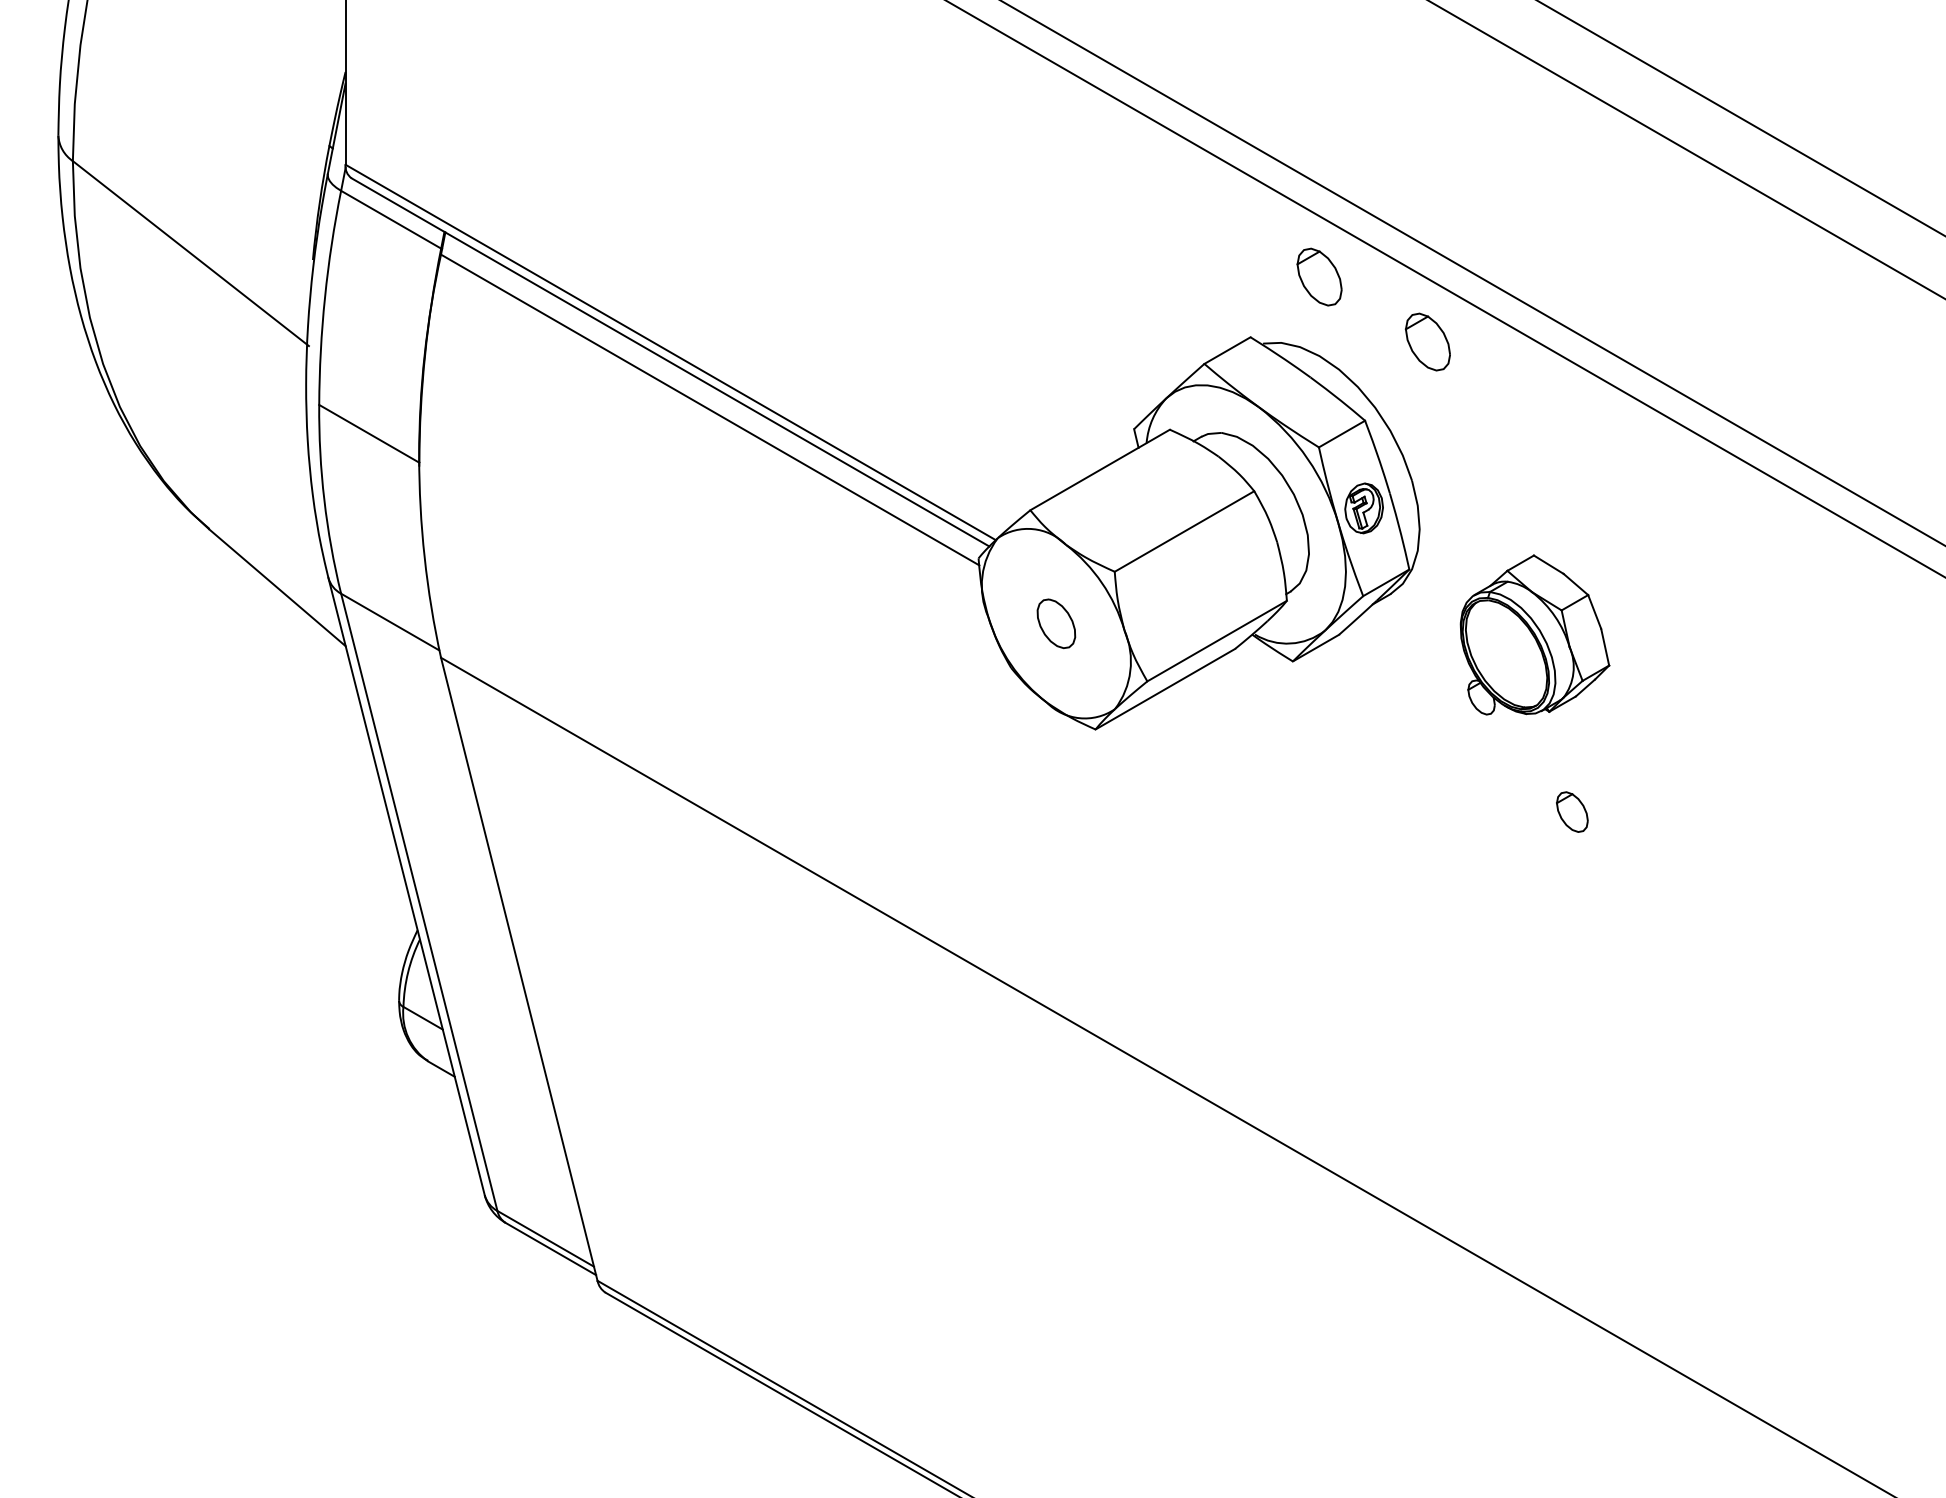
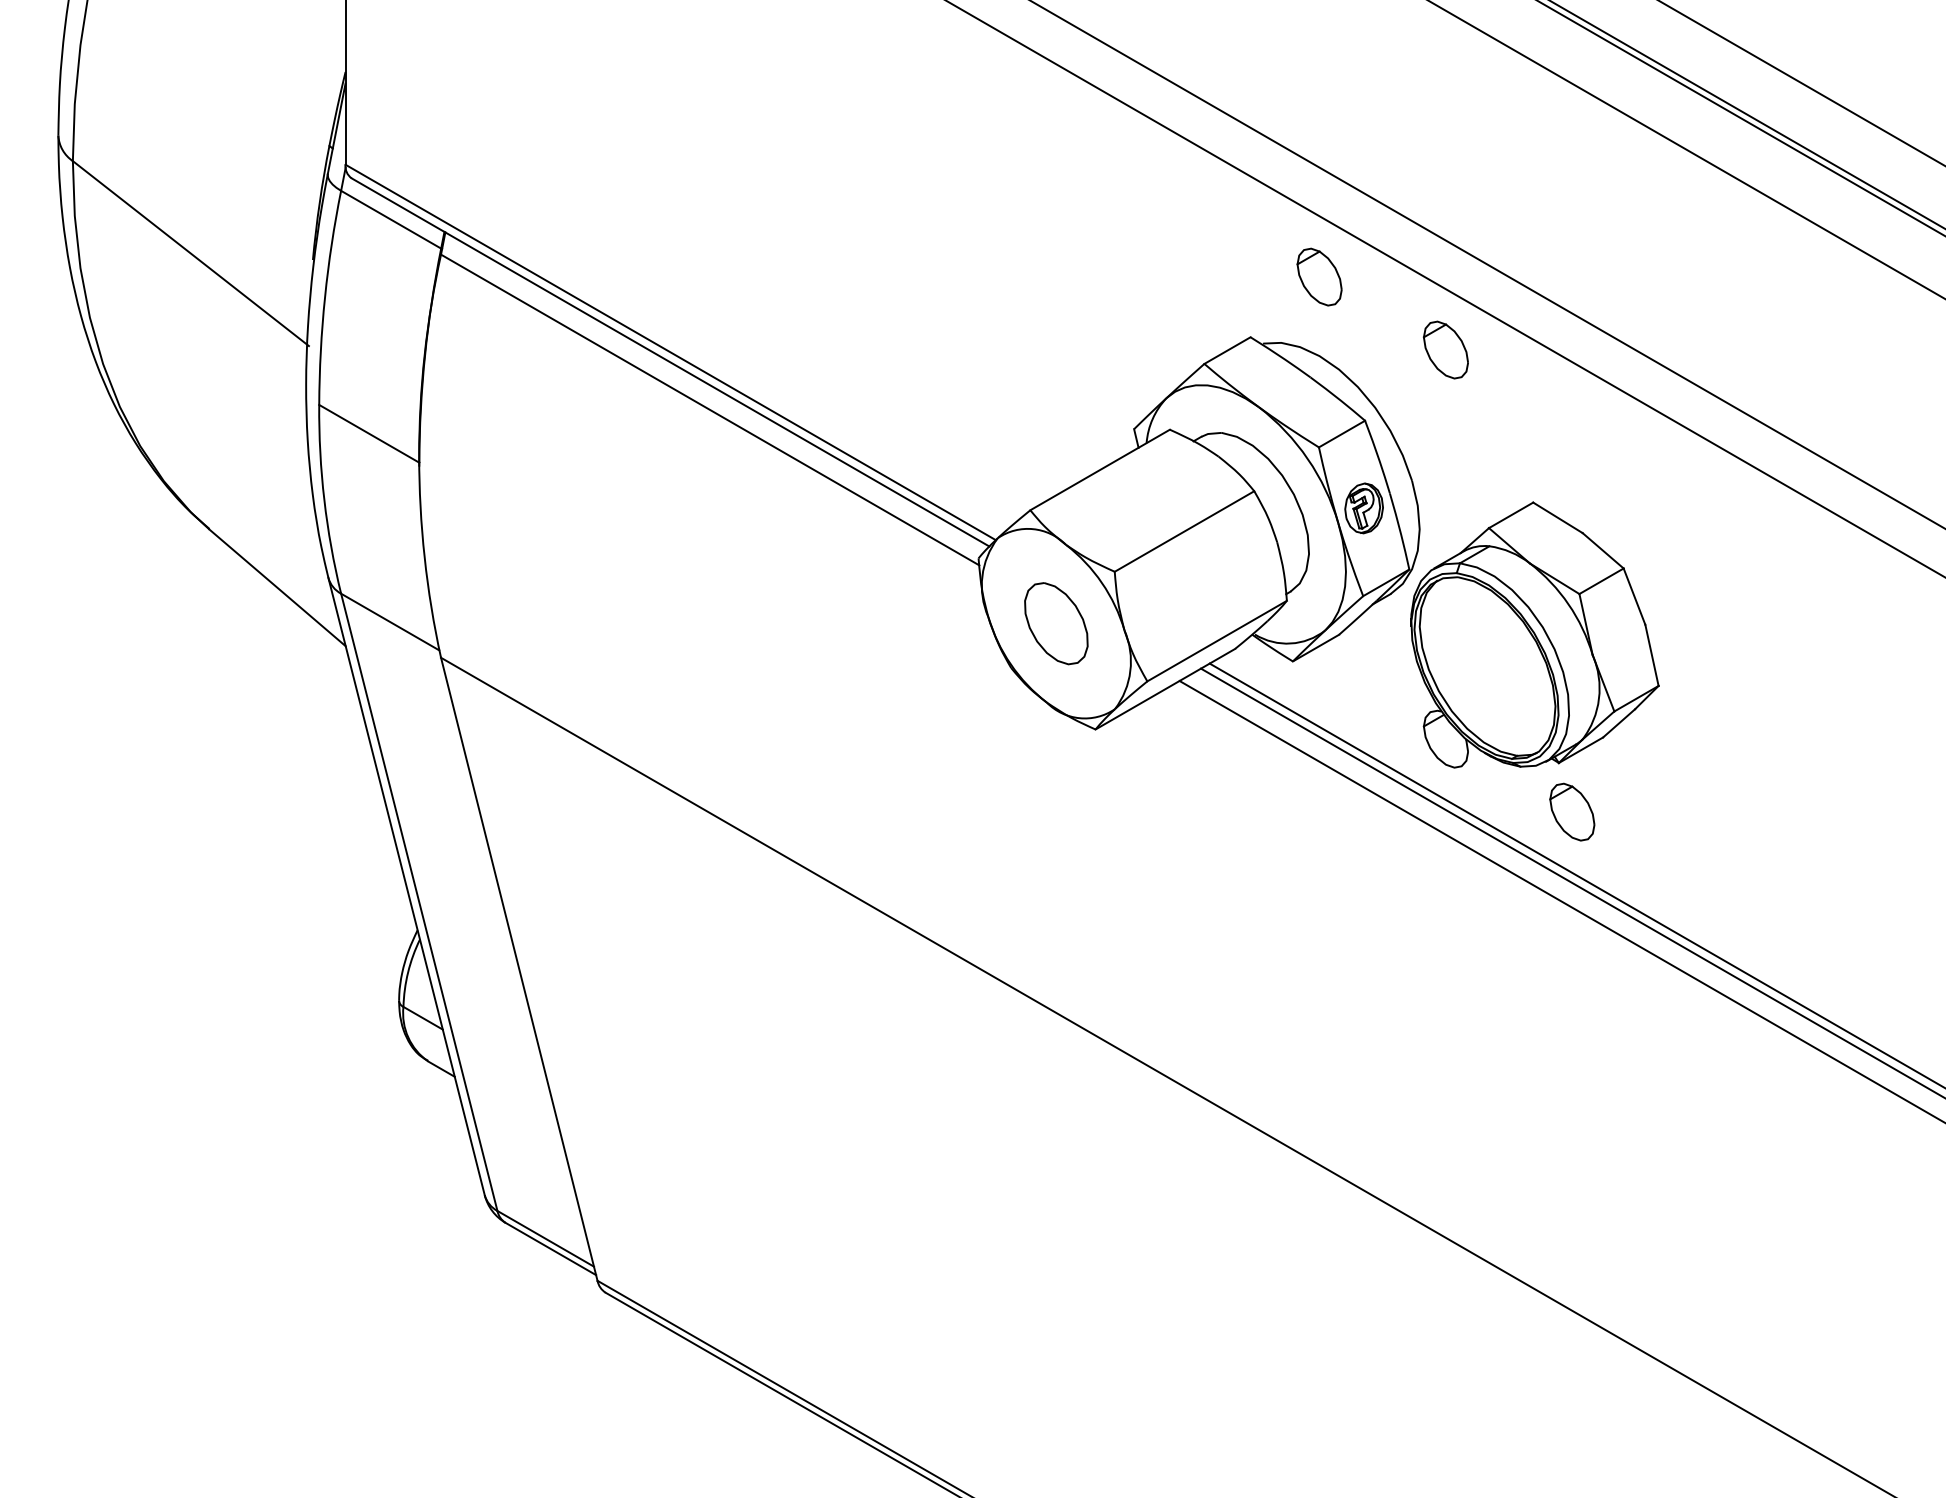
line: none -> present (1801, 83)
line: none -> present (1747, 114)
line position: (1472, 273) -> (1487, 264) (1487, 264)
part position: (1427, 341) -> (1445, 349) (1445, 349)
part size: 41x52 px -> 65x84 px (1056, 623)
part size: 152x162 px -> 250x268 px (1534, 634)
part size: 33x42 px -> 47x60 px (1572, 811)
line: none -> present (1575, 874)
line: none -> present (1571, 882)
line: none -> present (1560, 900)
